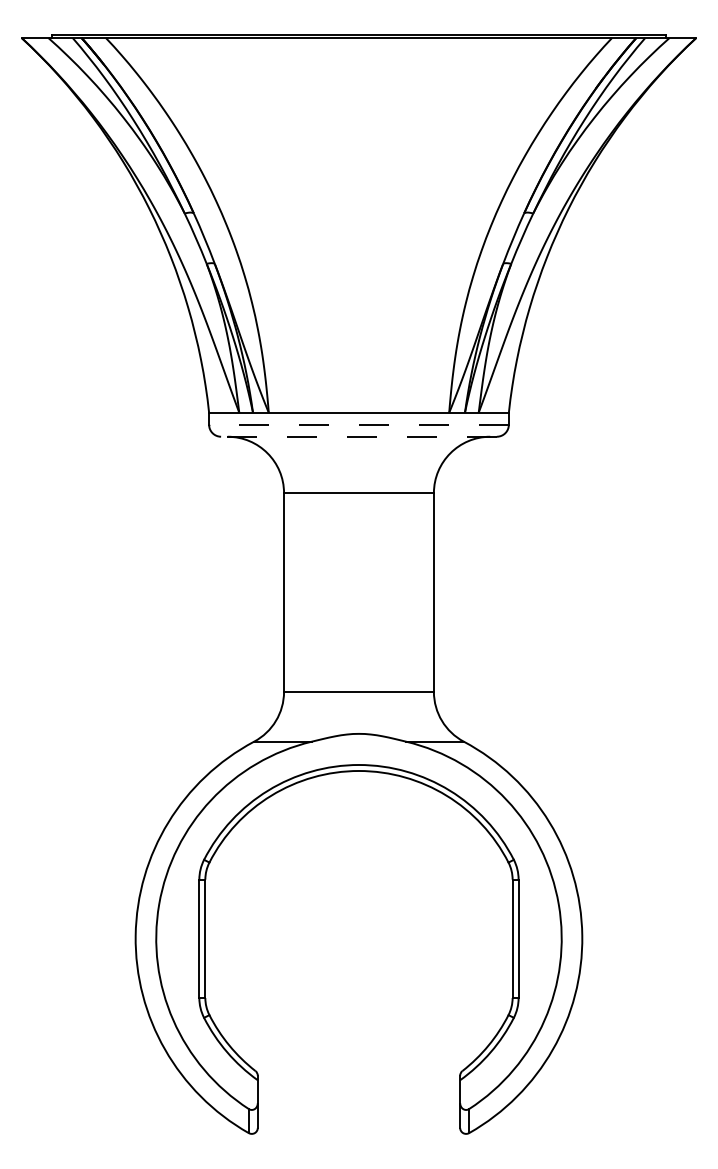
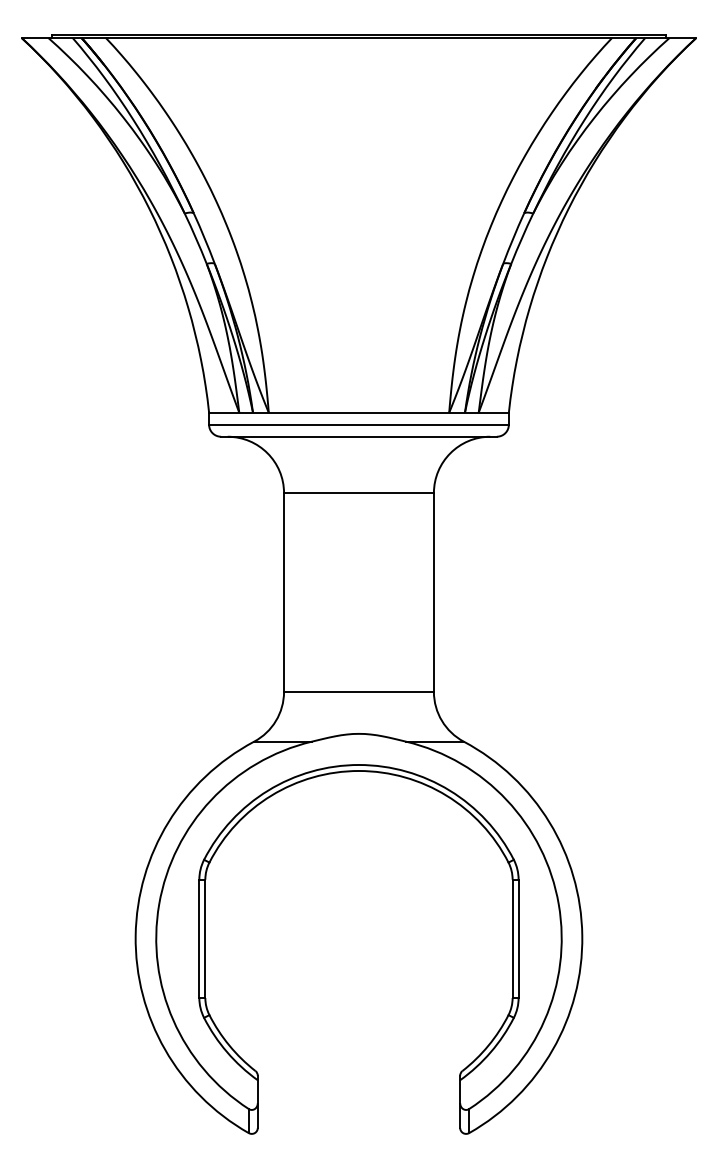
line: dashed -> solid (358, 424)
line: dashed -> solid (358, 436)
